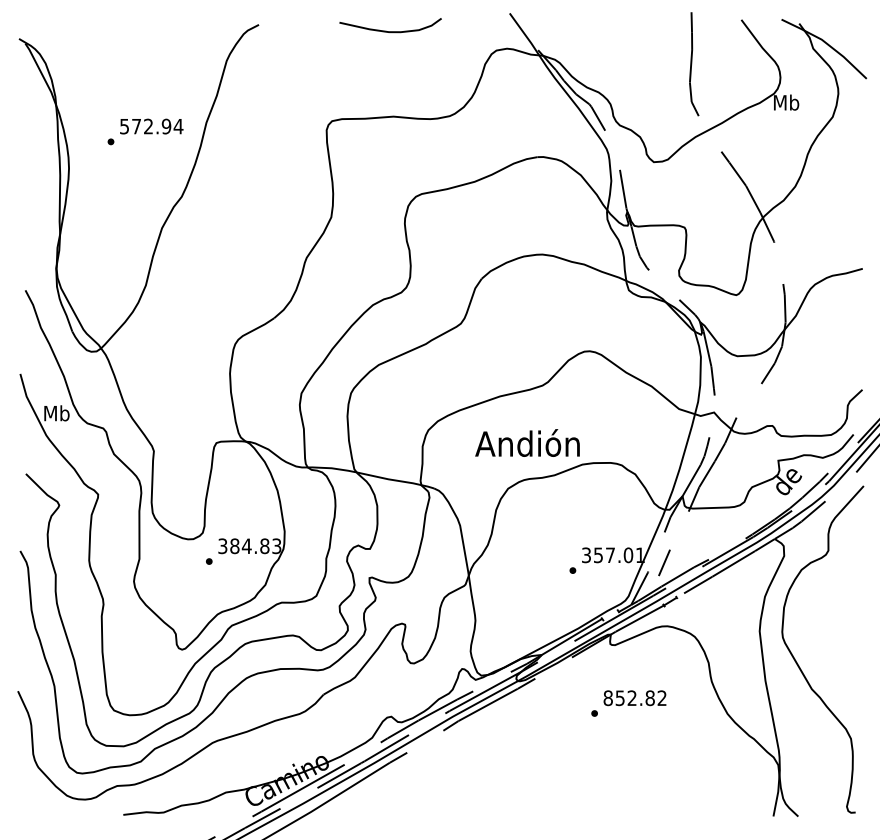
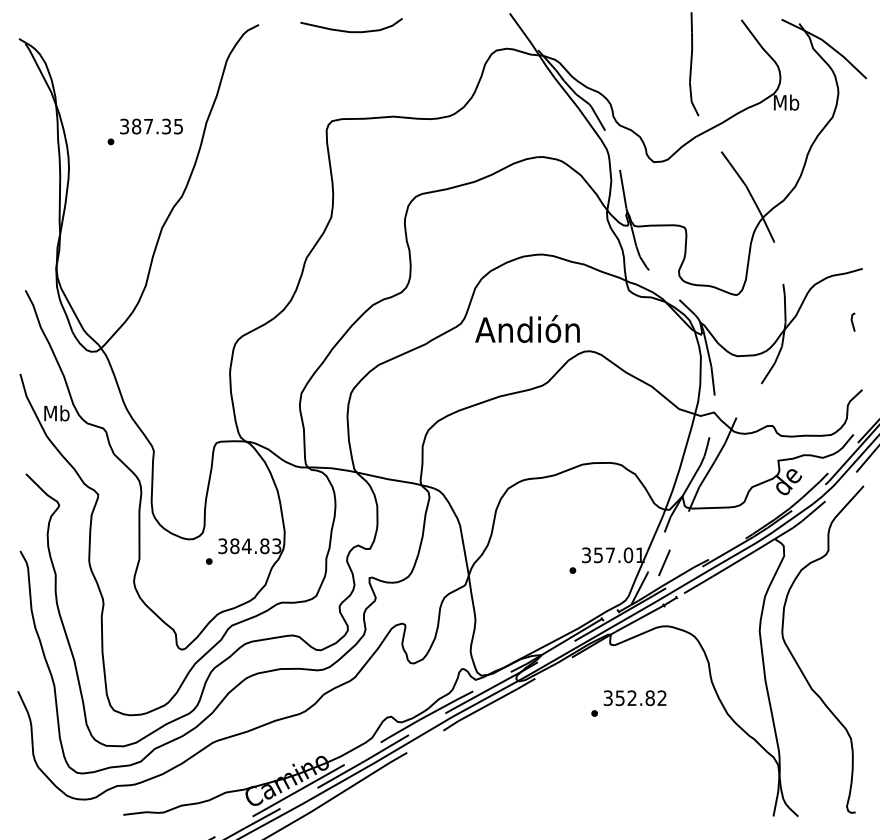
curve position: (390, 31) -> (351, 31) (351, 31)
text: 572.94 -> 387.35 (151, 126)
line: none -> present (852, 321)
text position: (527, 442) -> (527, 328) (527, 328)
text: 852.82 -> 352.82 (607, 698)
